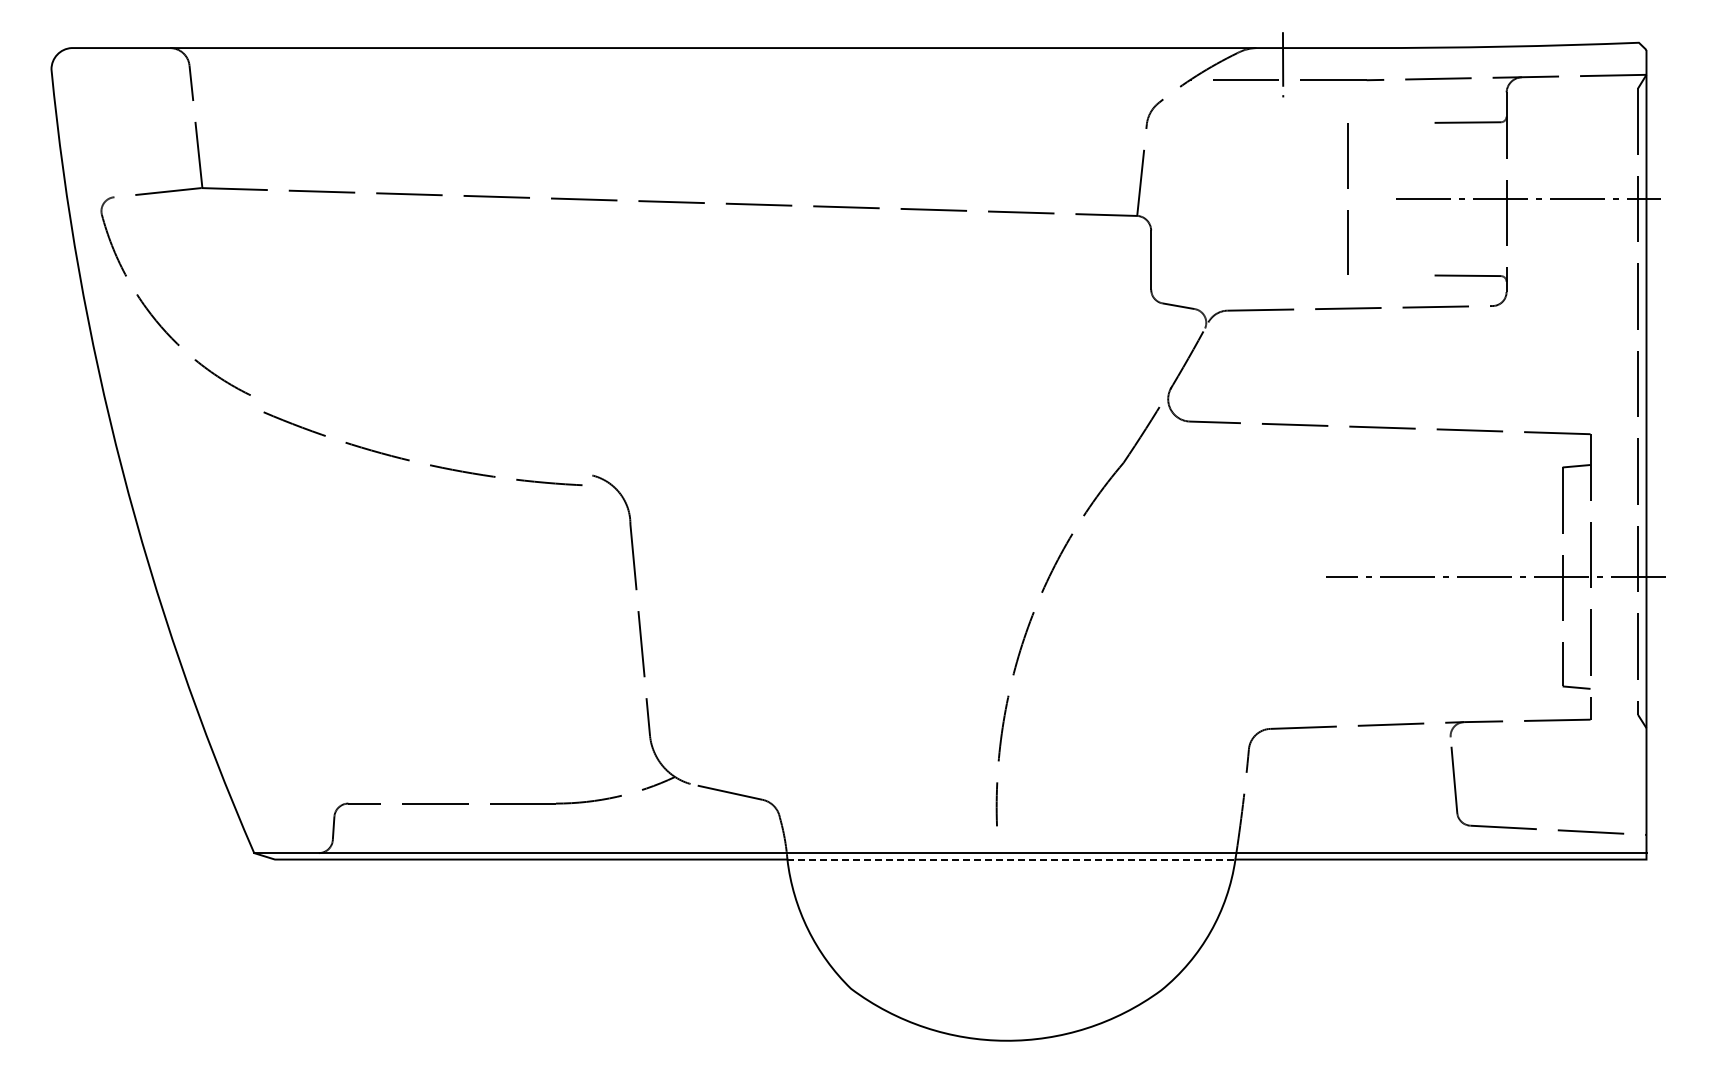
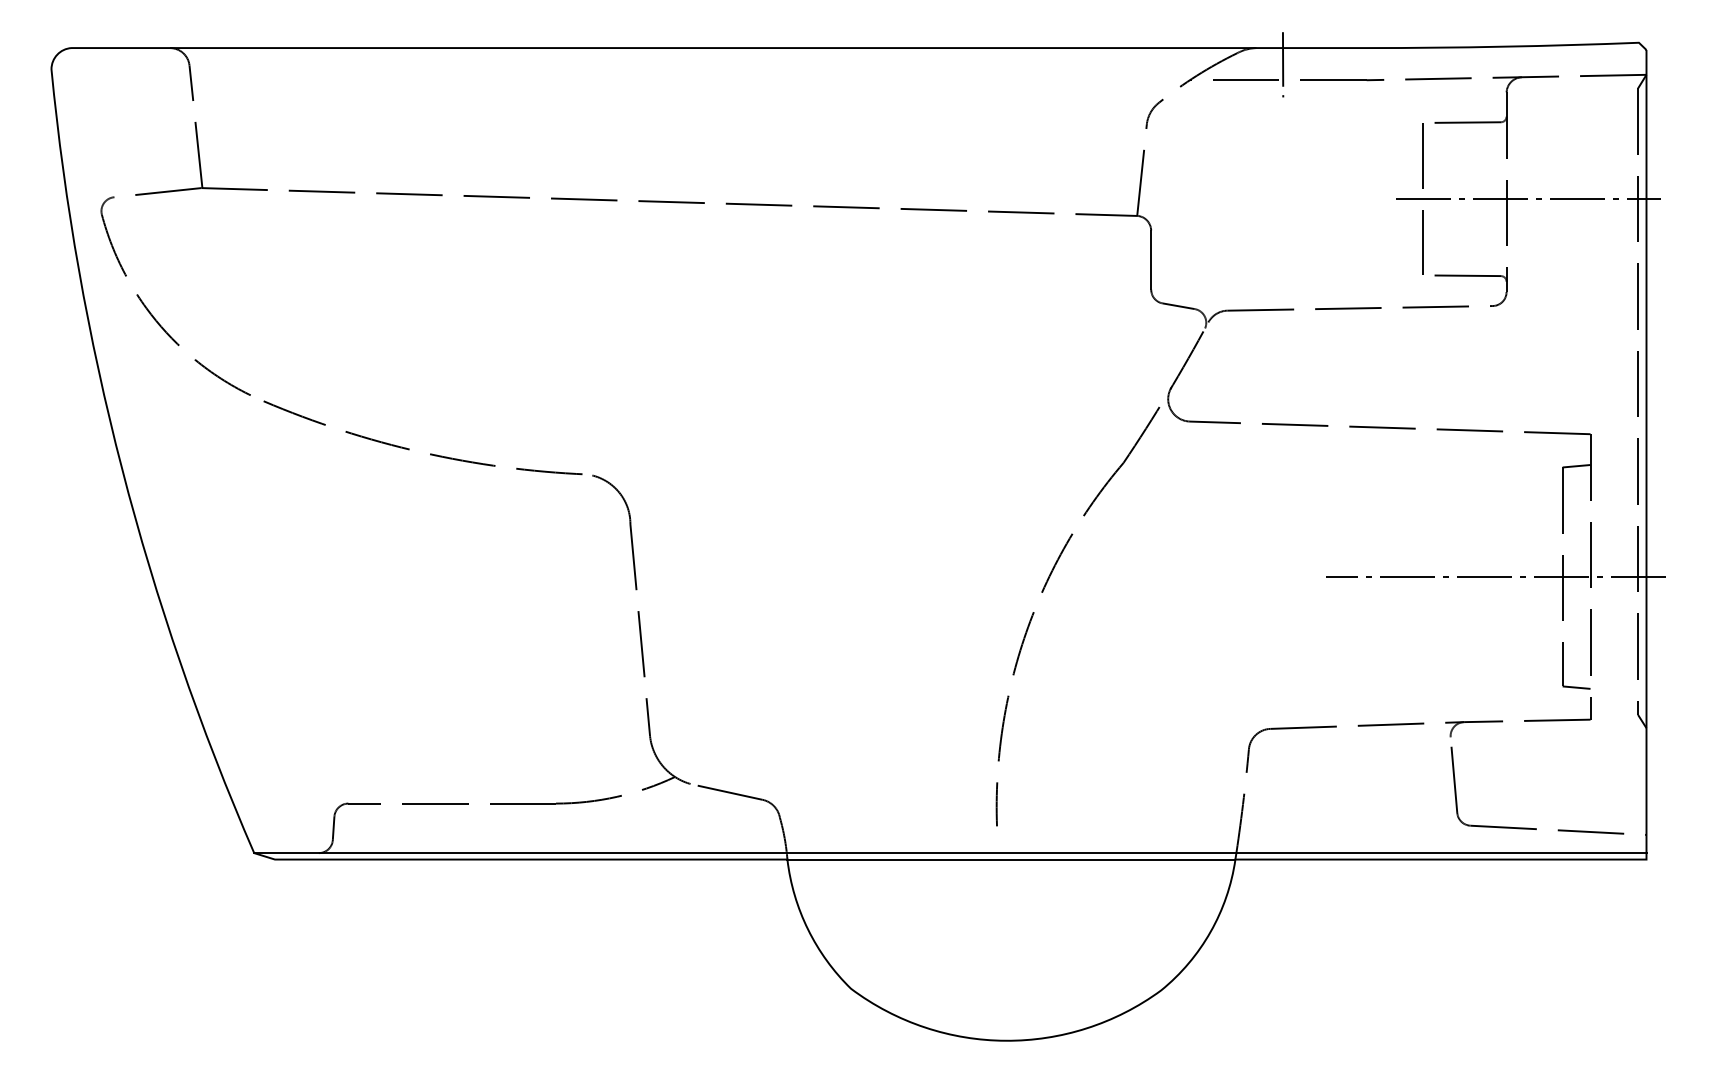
line position: (1347, 188) -> (1422, 188) (1422, 188)
arc position: (409, 459) -> (409, 448) (409, 448)
line: dashed -> solid (1011, 859)
